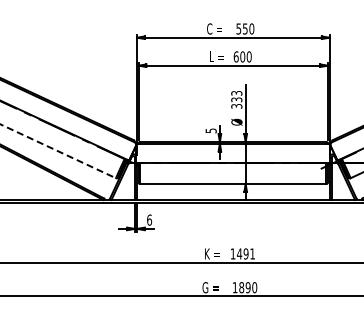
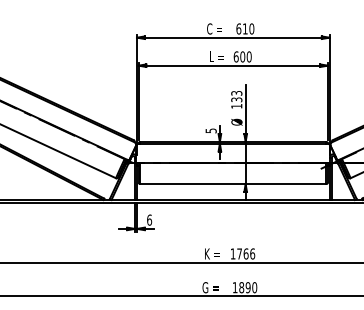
text: 550 -> 610 (241, 28)
text: 333 -> 133 (236, 106)
line: dashed -> solid (58, 151)
text: 1491 -> 1766 (245, 253)
